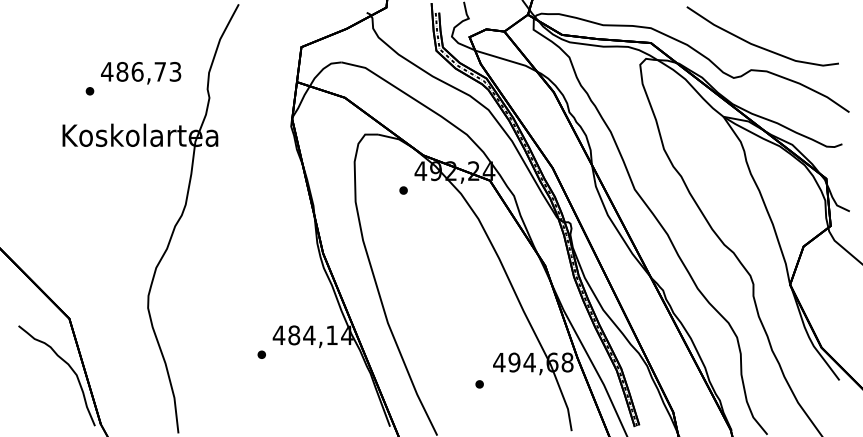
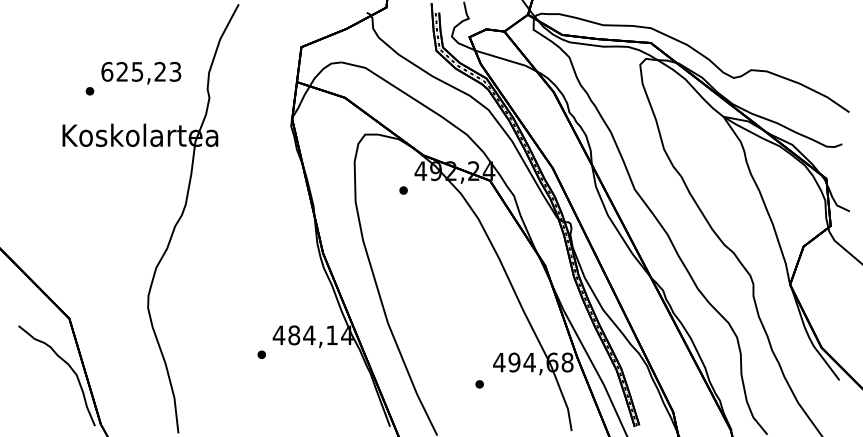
curve: present -> none (758, 45)
text: 486,73 -> 625,23 (133, 71)
